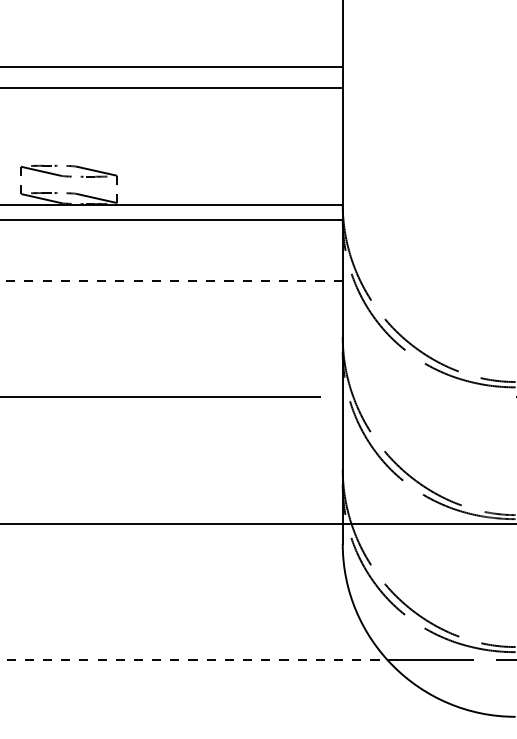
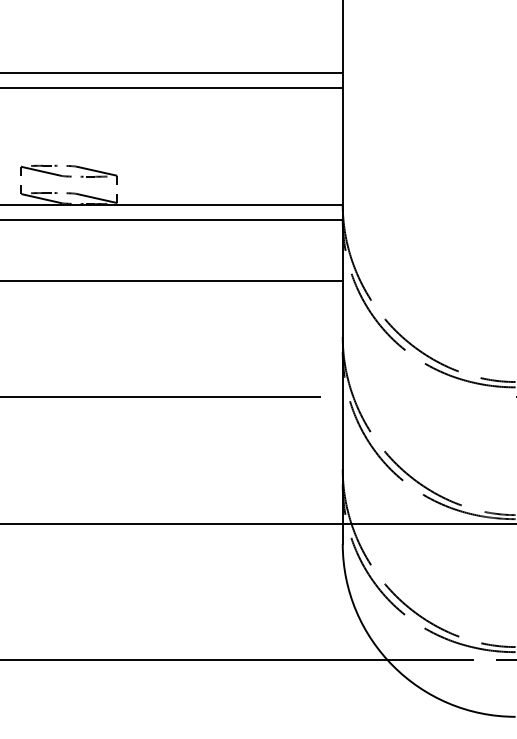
line position: (172, 66) -> (172, 72) (172, 72)
line: dashed -> solid (171, 280)
line: dashed -> solid (194, 660)
